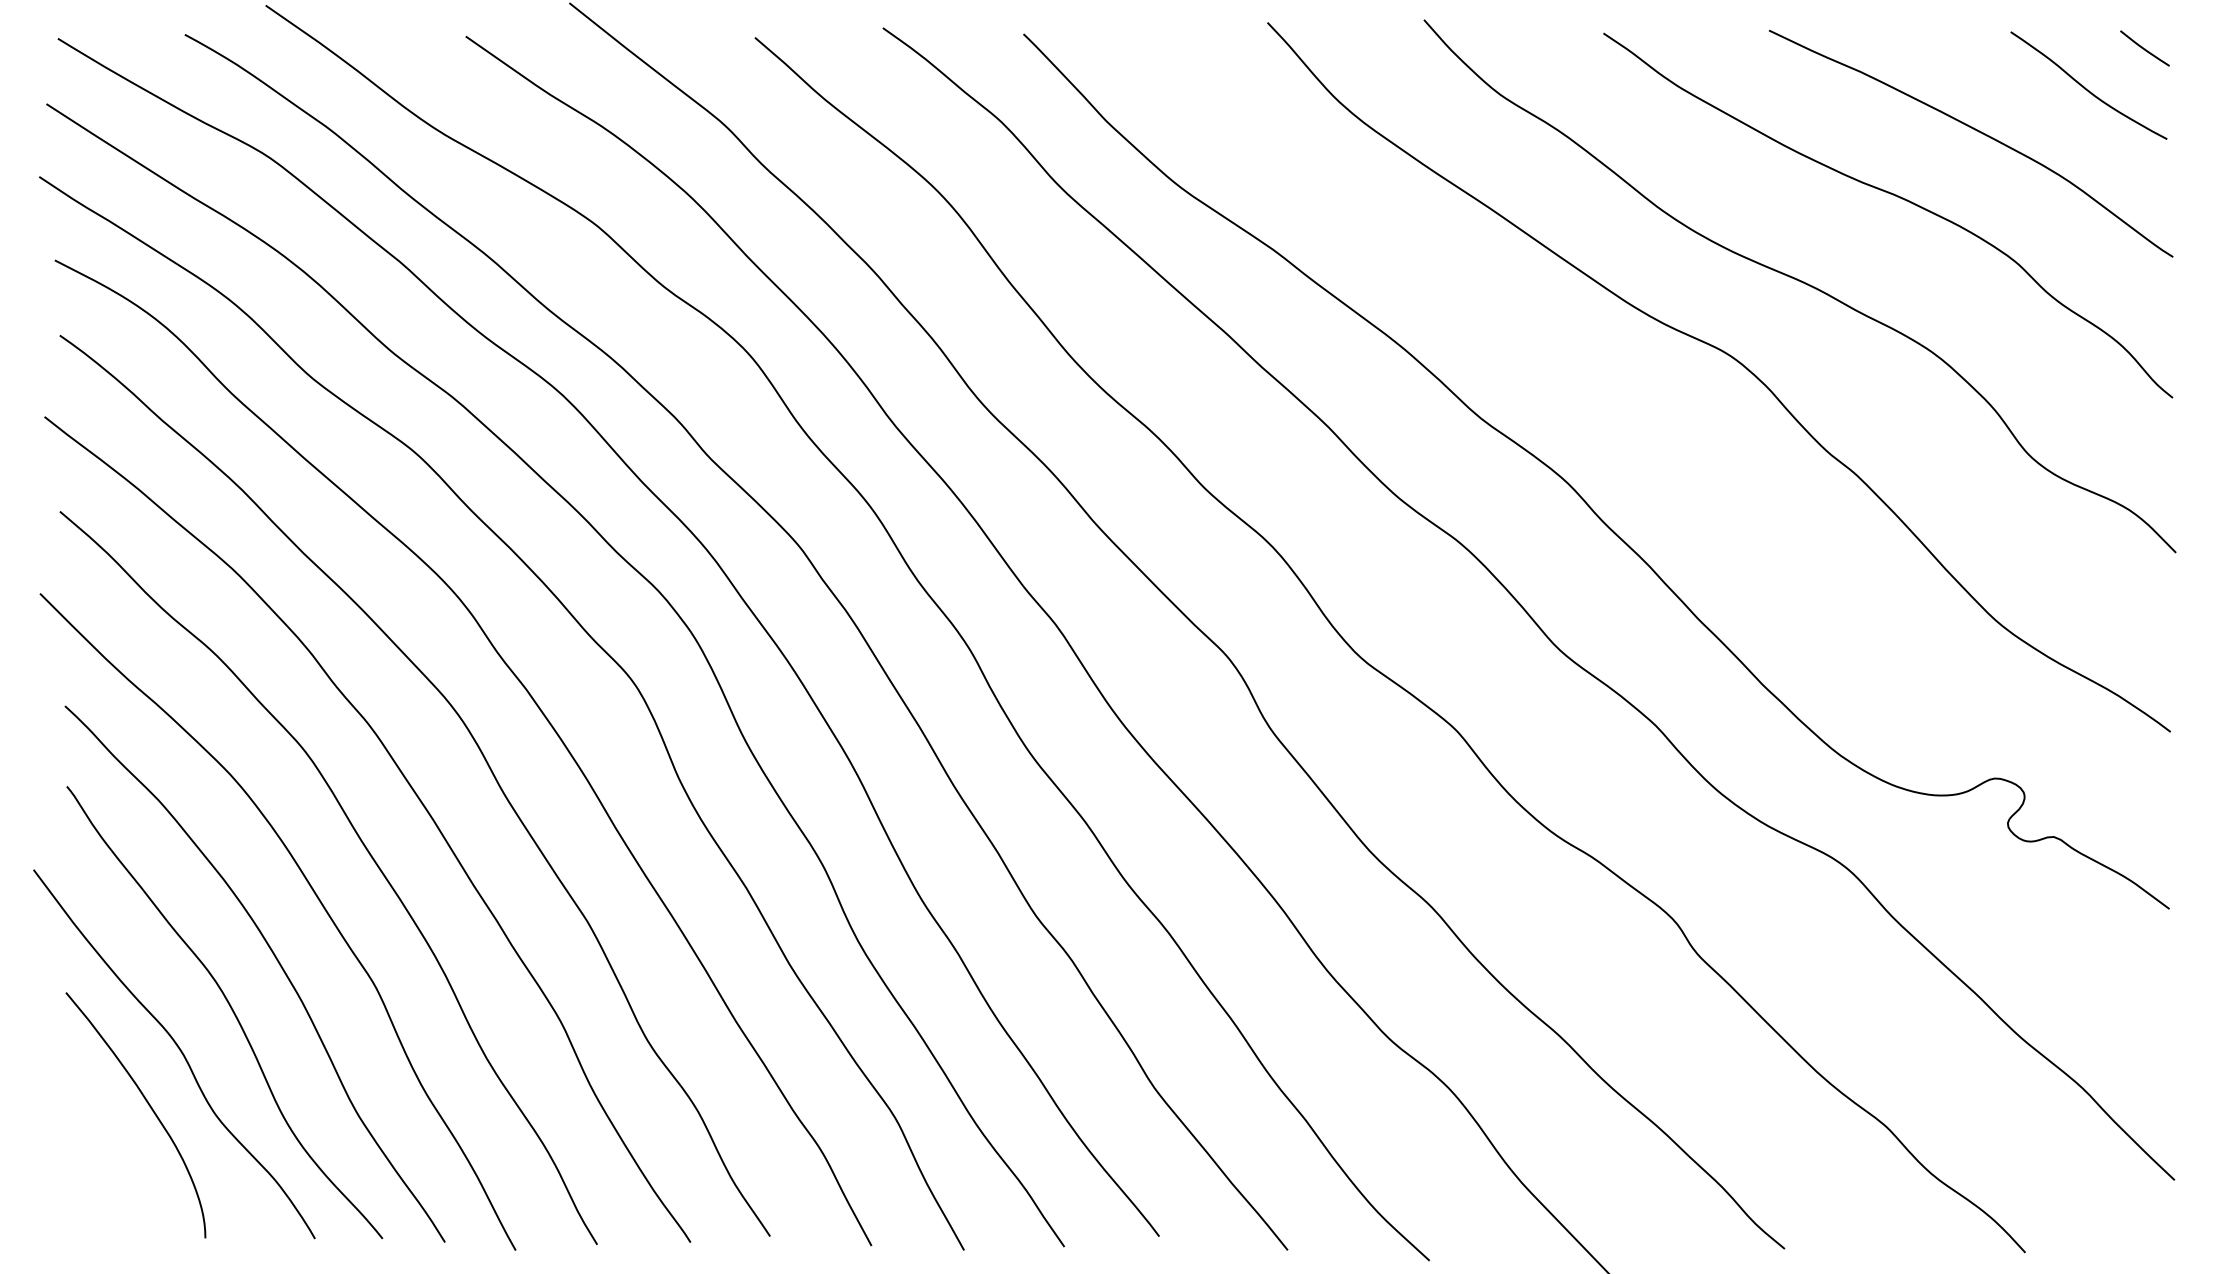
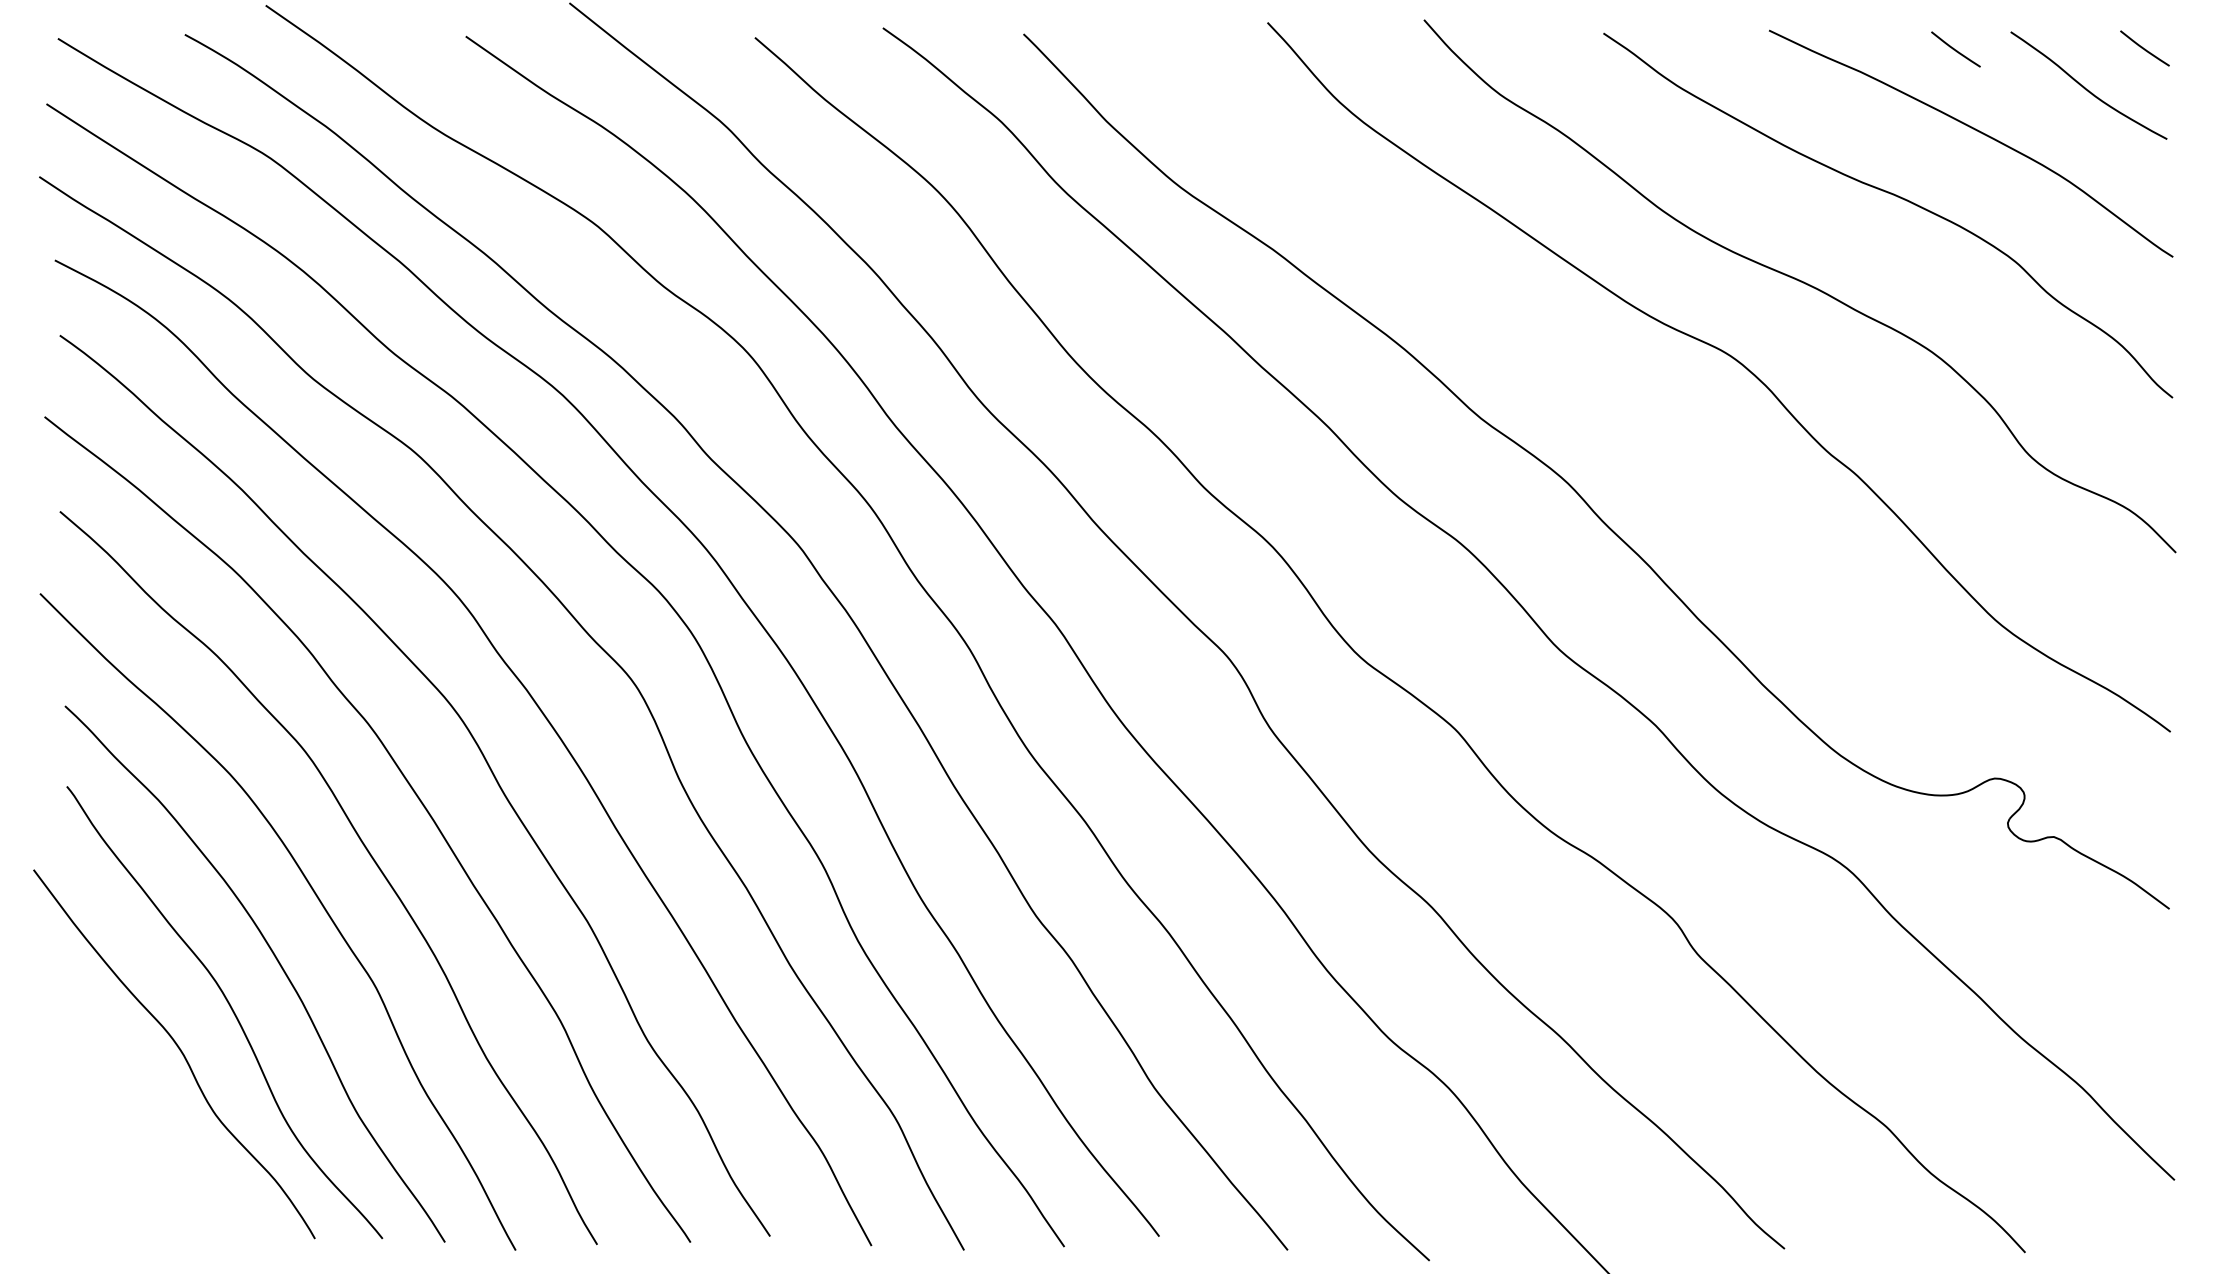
curve: none -> present (1955, 49)
curve: present -> none (148, 1105)
